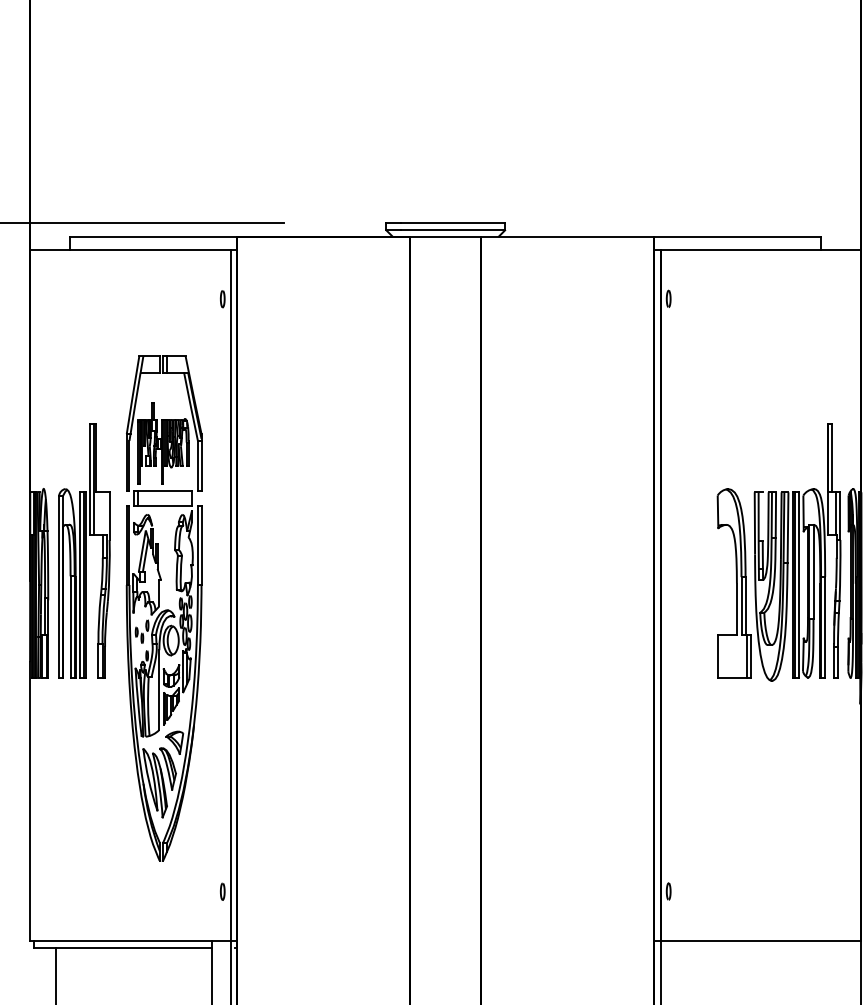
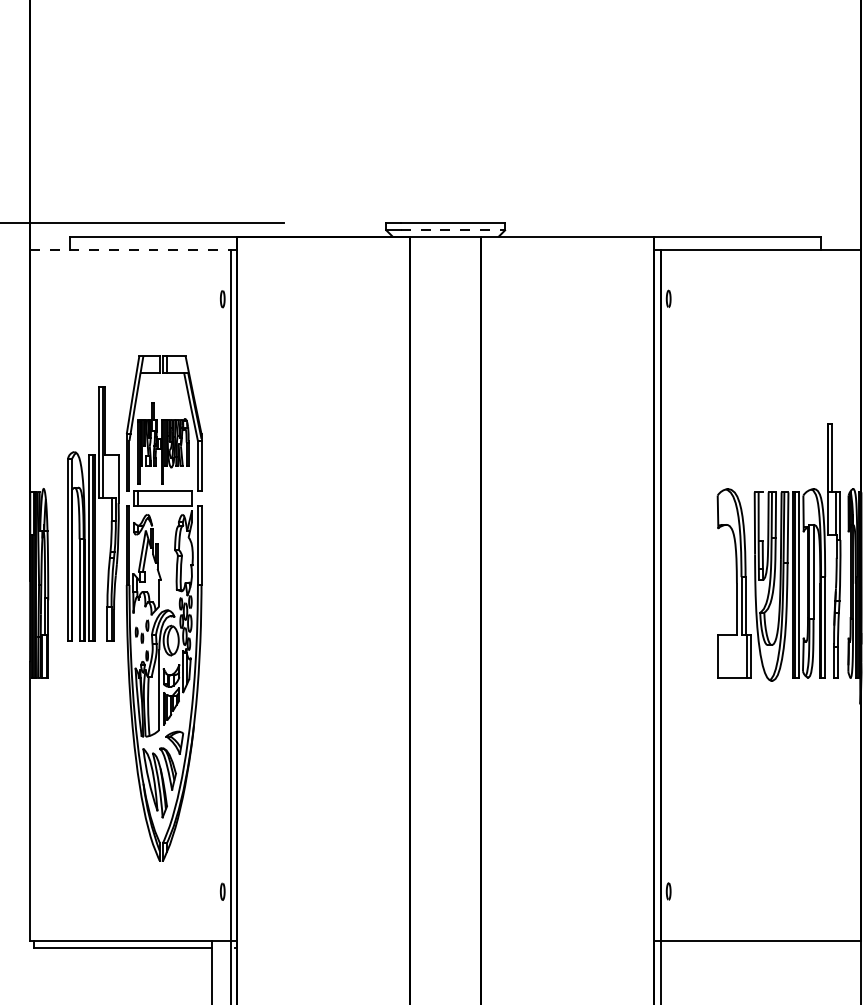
line: solid -> dashed (453, 230)
line: solid -> dashed (130, 249)
part position: (84, 550) -> (93, 513) (93, 513)
line: present -> none (56, 974)
